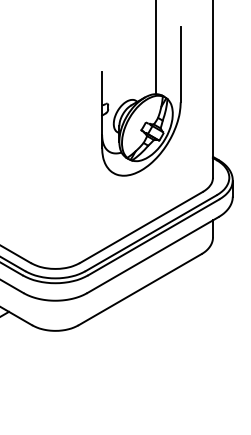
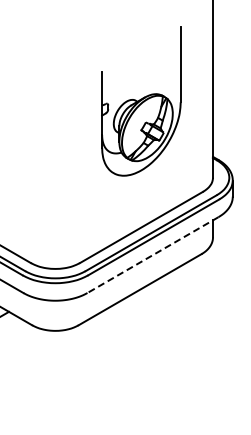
line: present -> none (156, 48)
line: solid -> dashed (153, 255)
